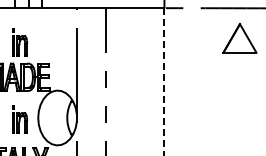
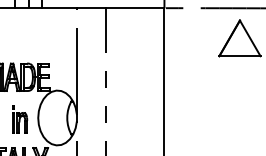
part size: 36x31 px -> 44x39 px (239, 38)
part: present -> none (20, 42)
line: dashed -> solid (164, 82)
